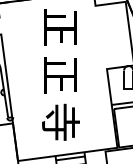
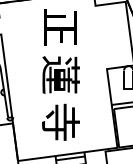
text: 正 -> 蓮 (60, 74)
